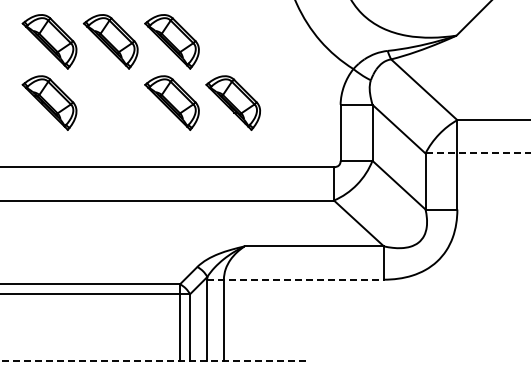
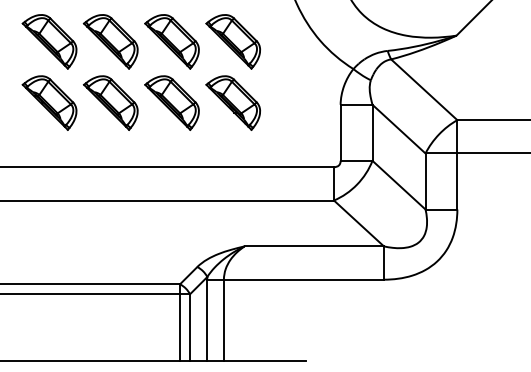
part: none -> present (232, 41)
part: none -> present (110, 102)
line: dashed -> solid (478, 153)
line: dashed -> solid (296, 279)
line: dashed -> solid (152, 360)
